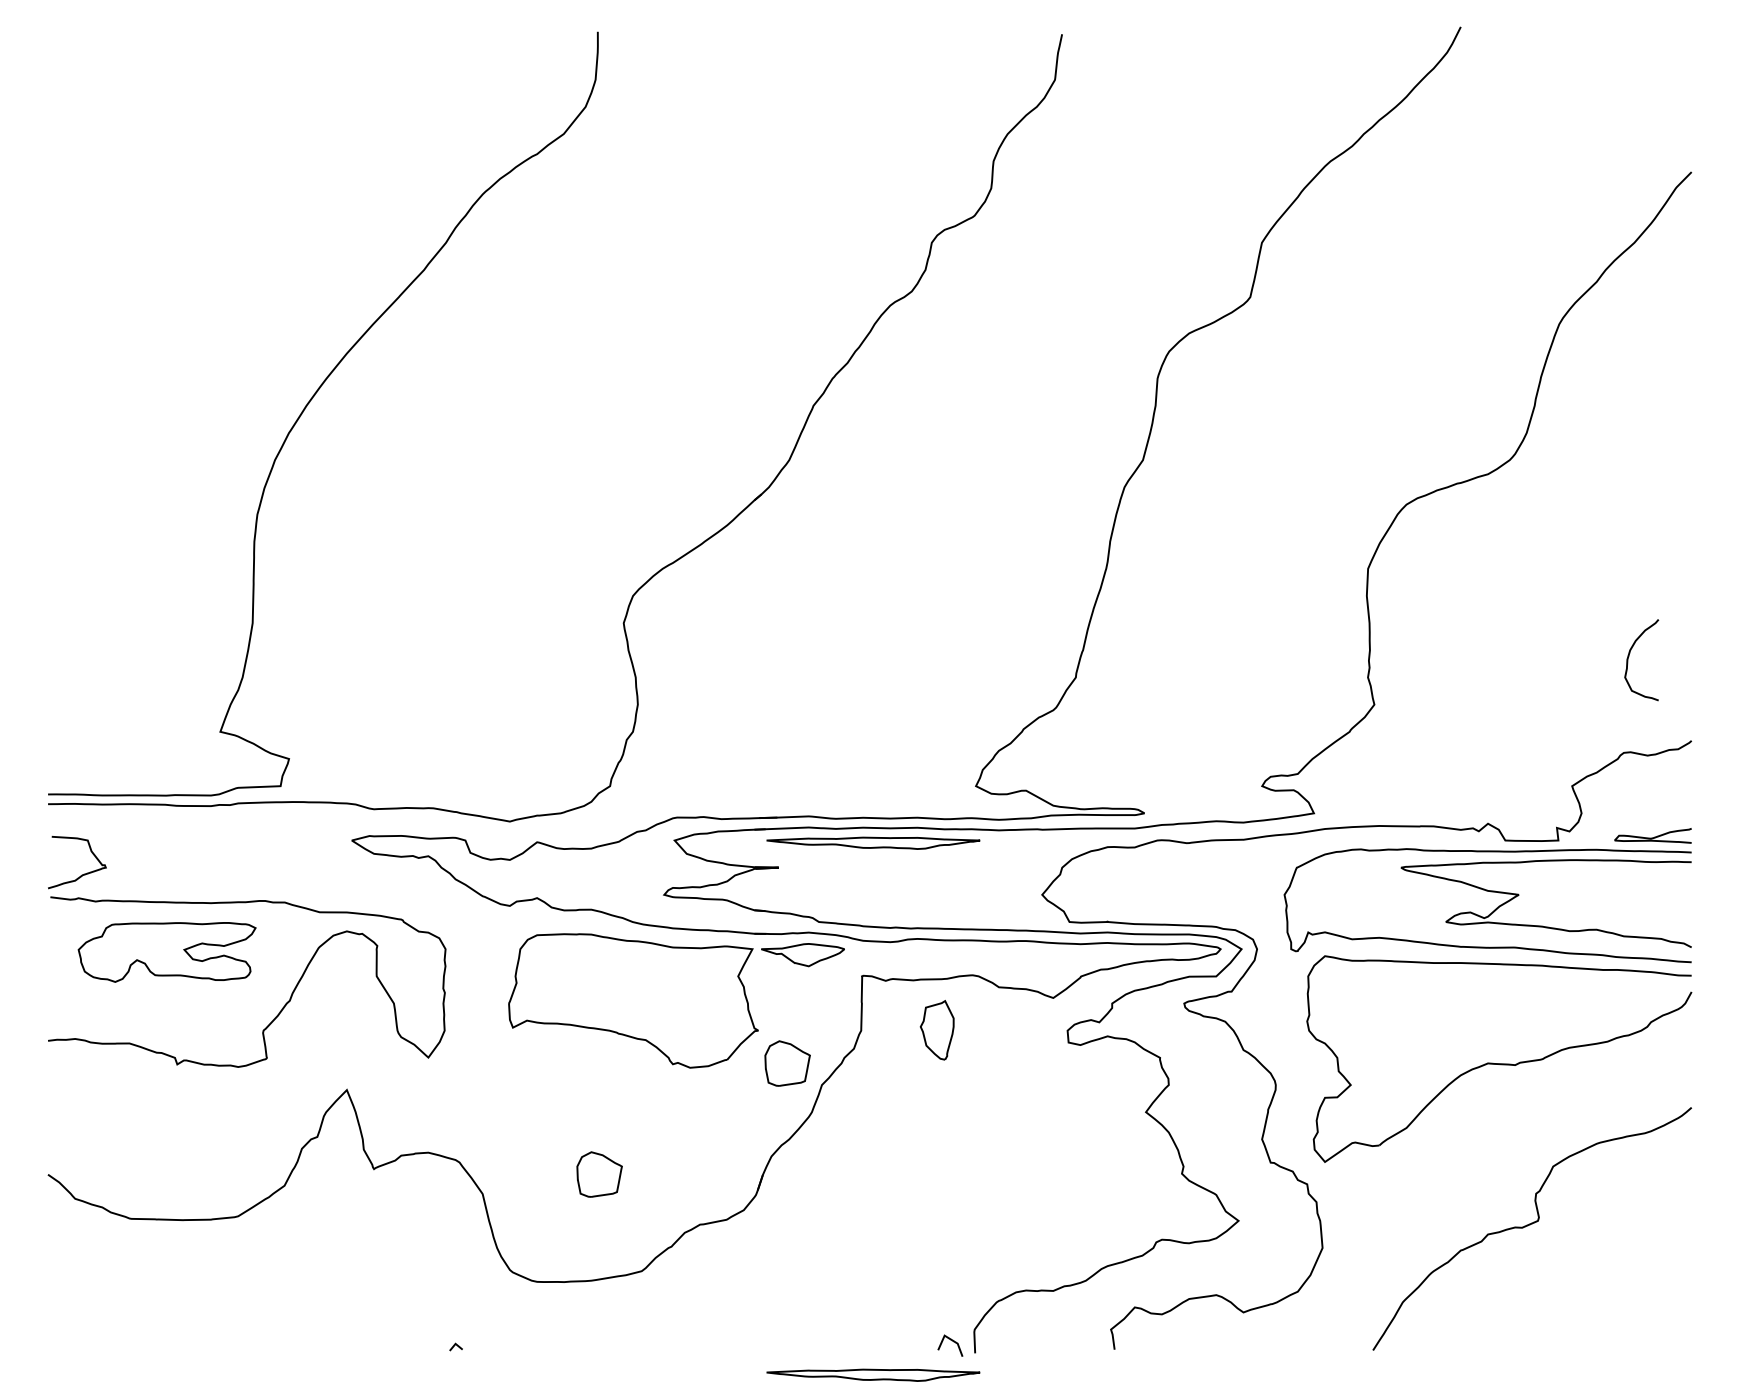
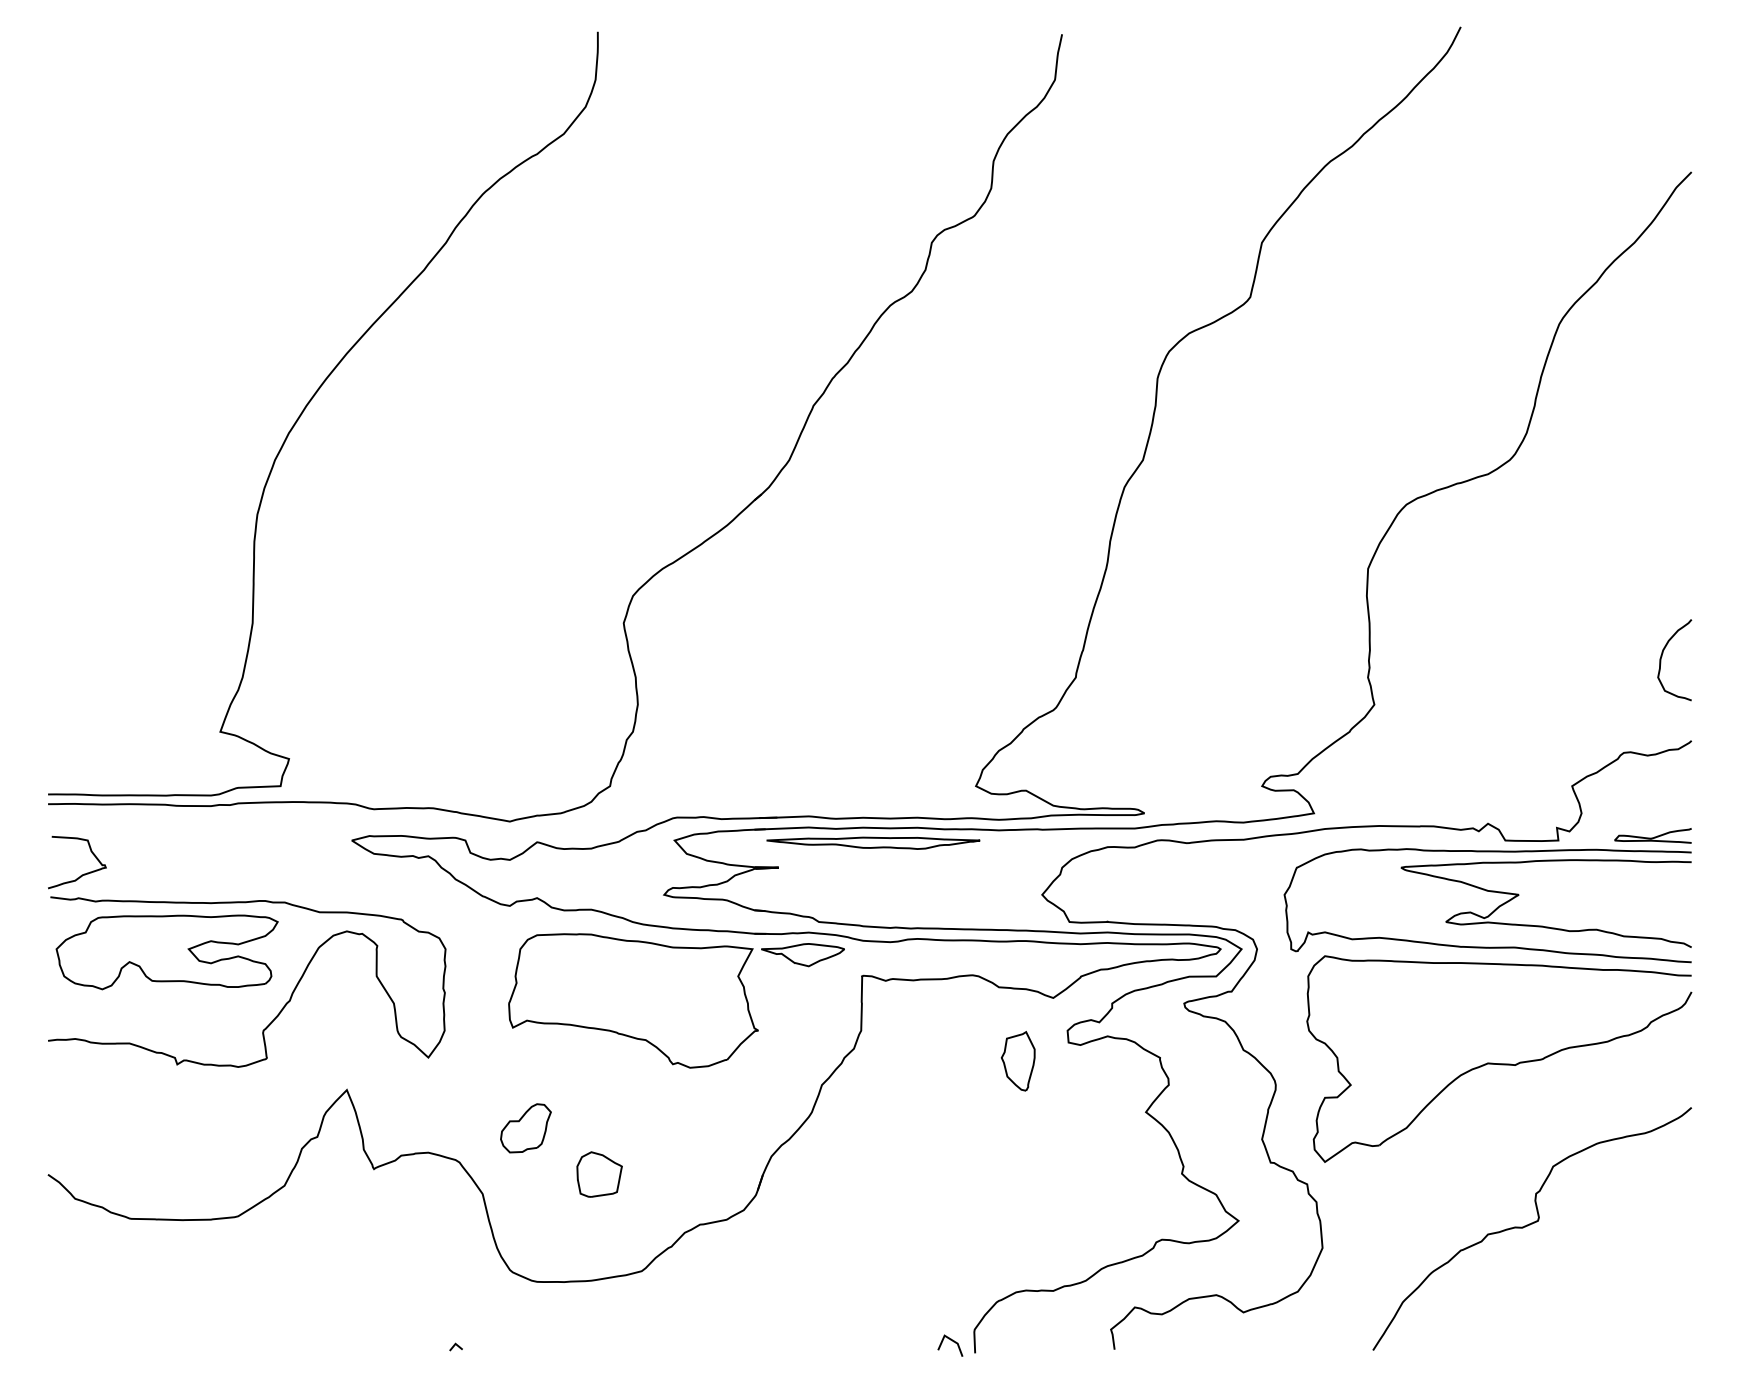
curve position: (1629, 656) -> (1662, 656) (1662, 656)
part size: 180x61 px -> 224x77 px (166, 952)
part position: (936, 1030) -> (1017, 1061) (1017, 1061)
part: present -> none (787, 1063)
part: none -> present (525, 1128)
part: present -> none (873, 1374)
